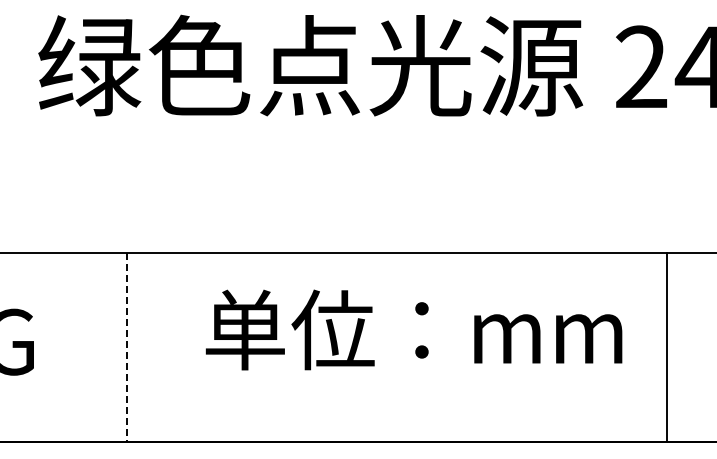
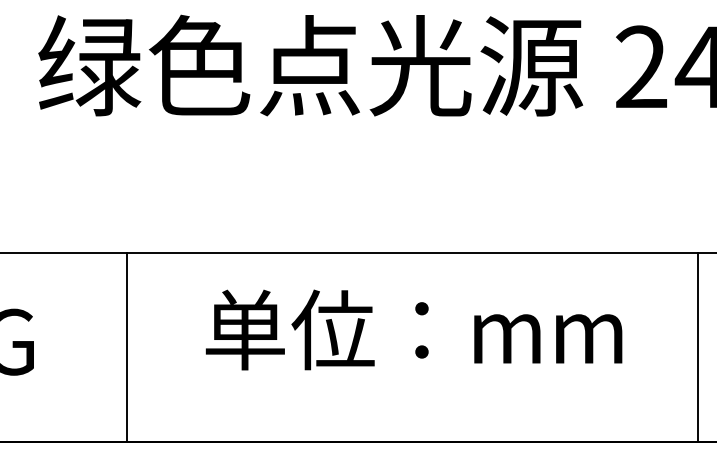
line position: (666, 346) -> (697, 346) (697, 346)
line: dashed -> solid (126, 347)
